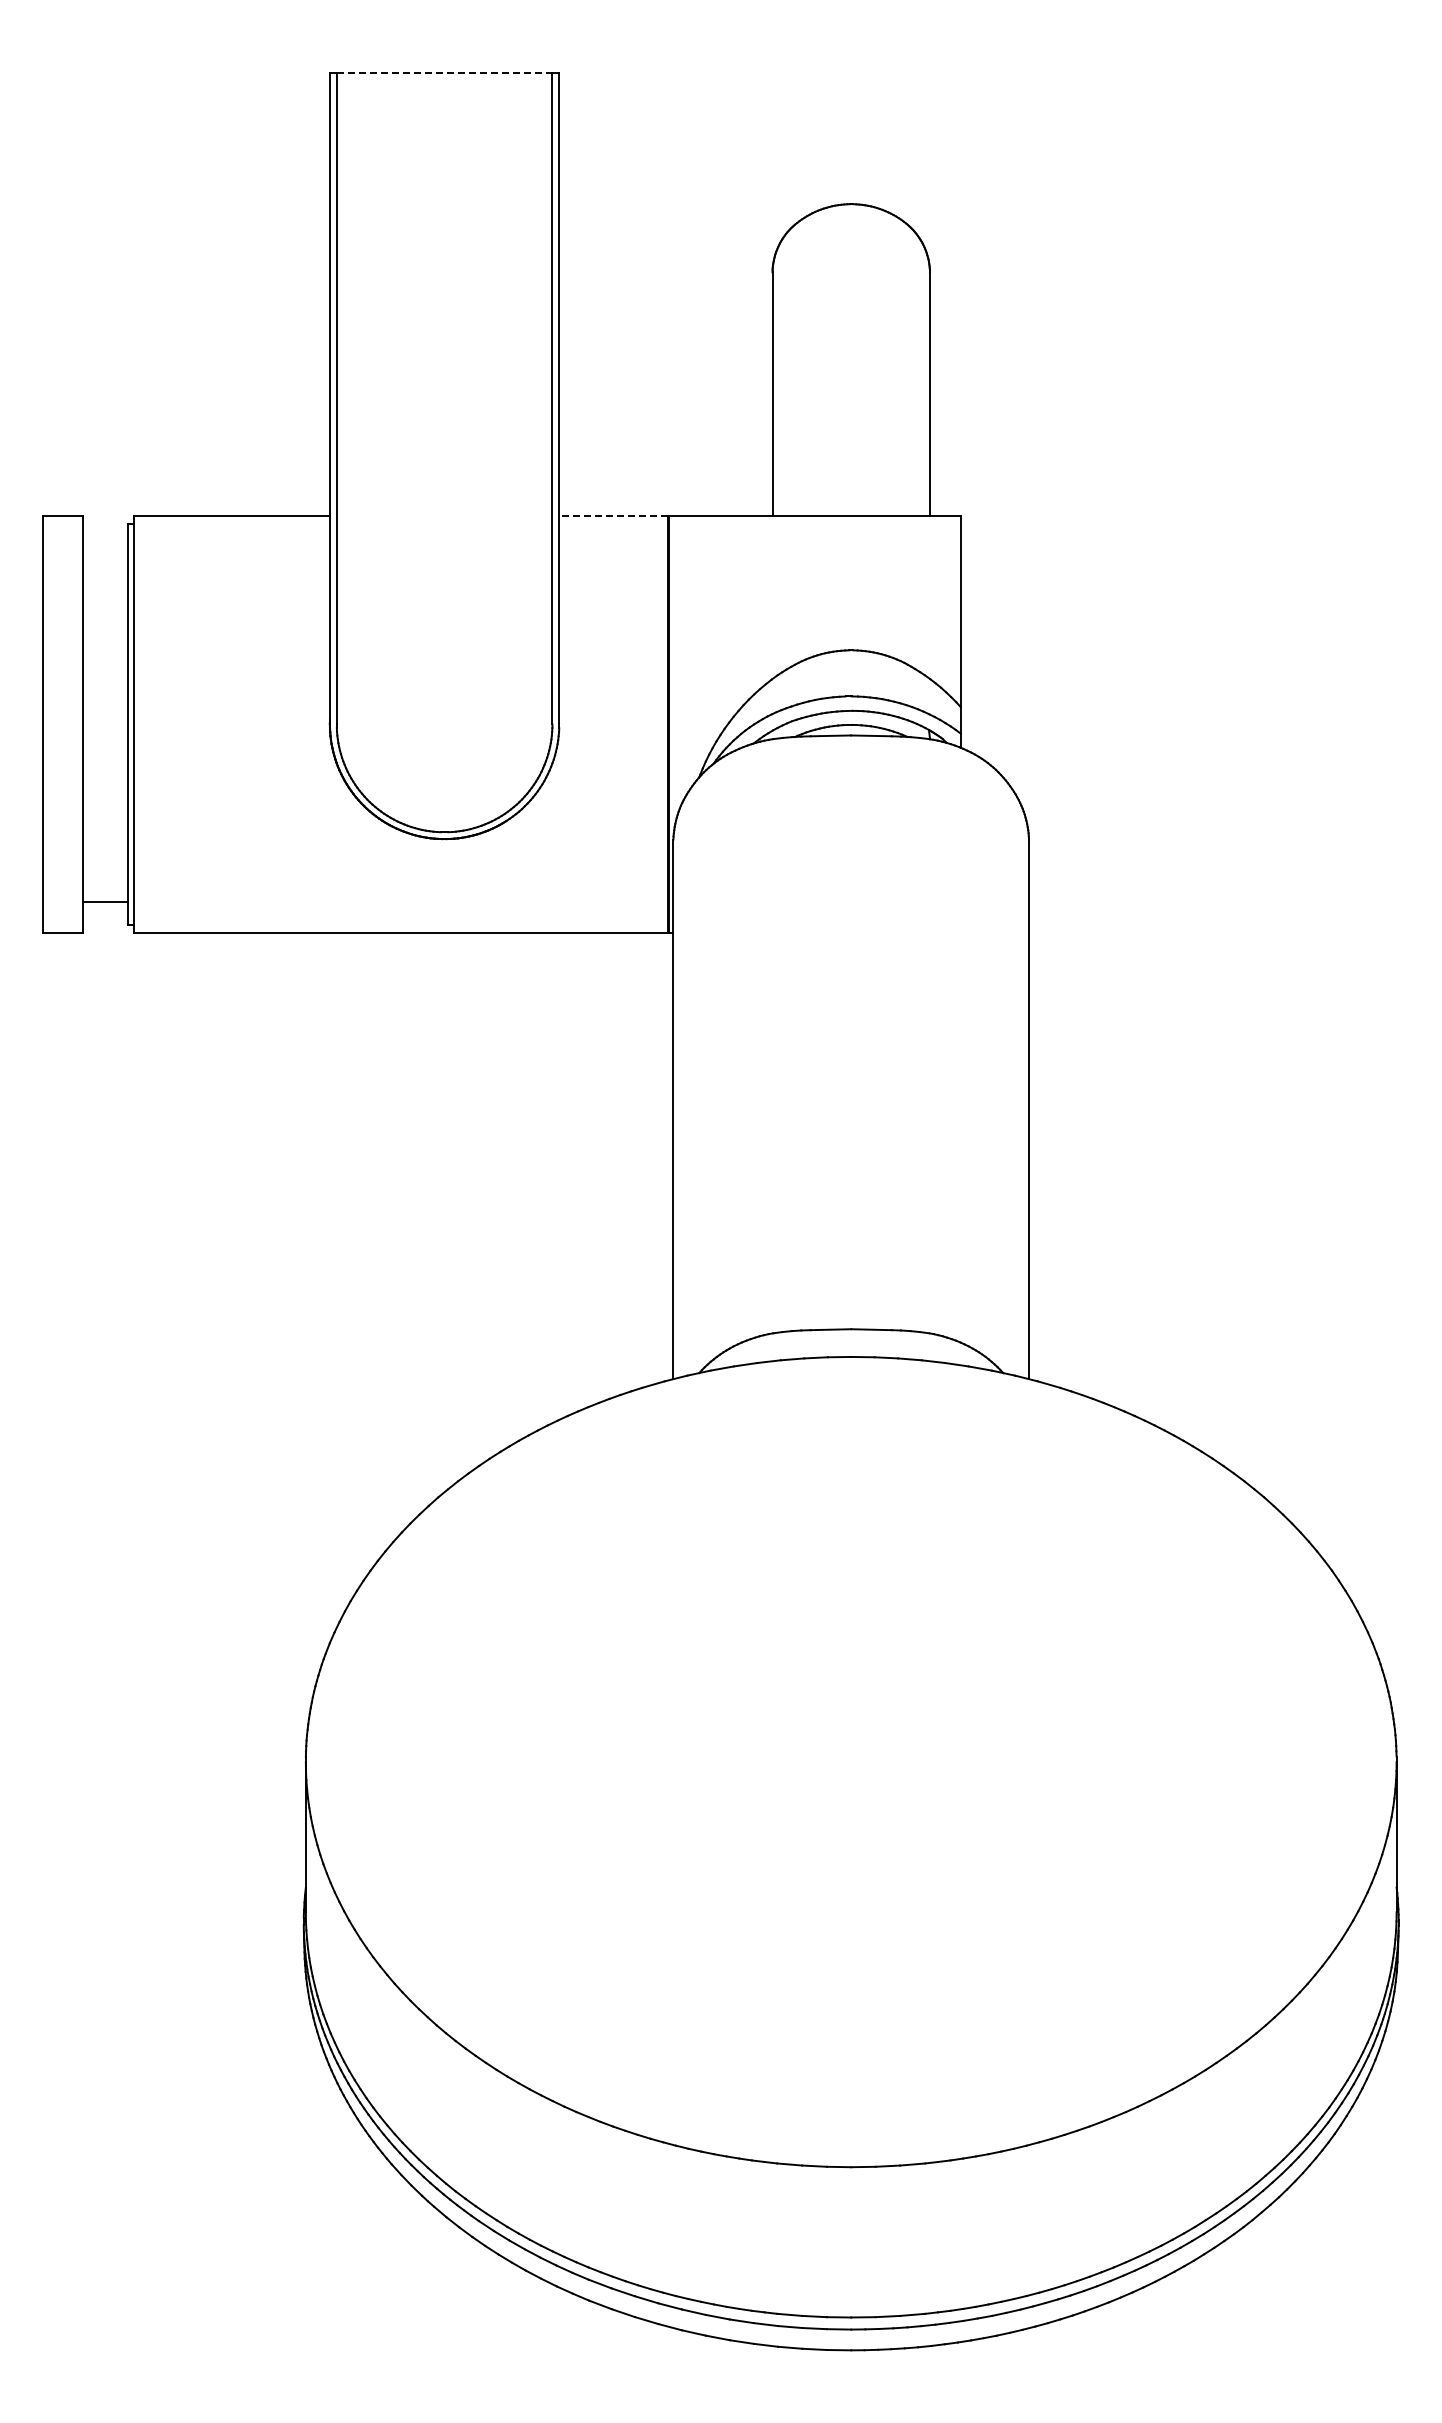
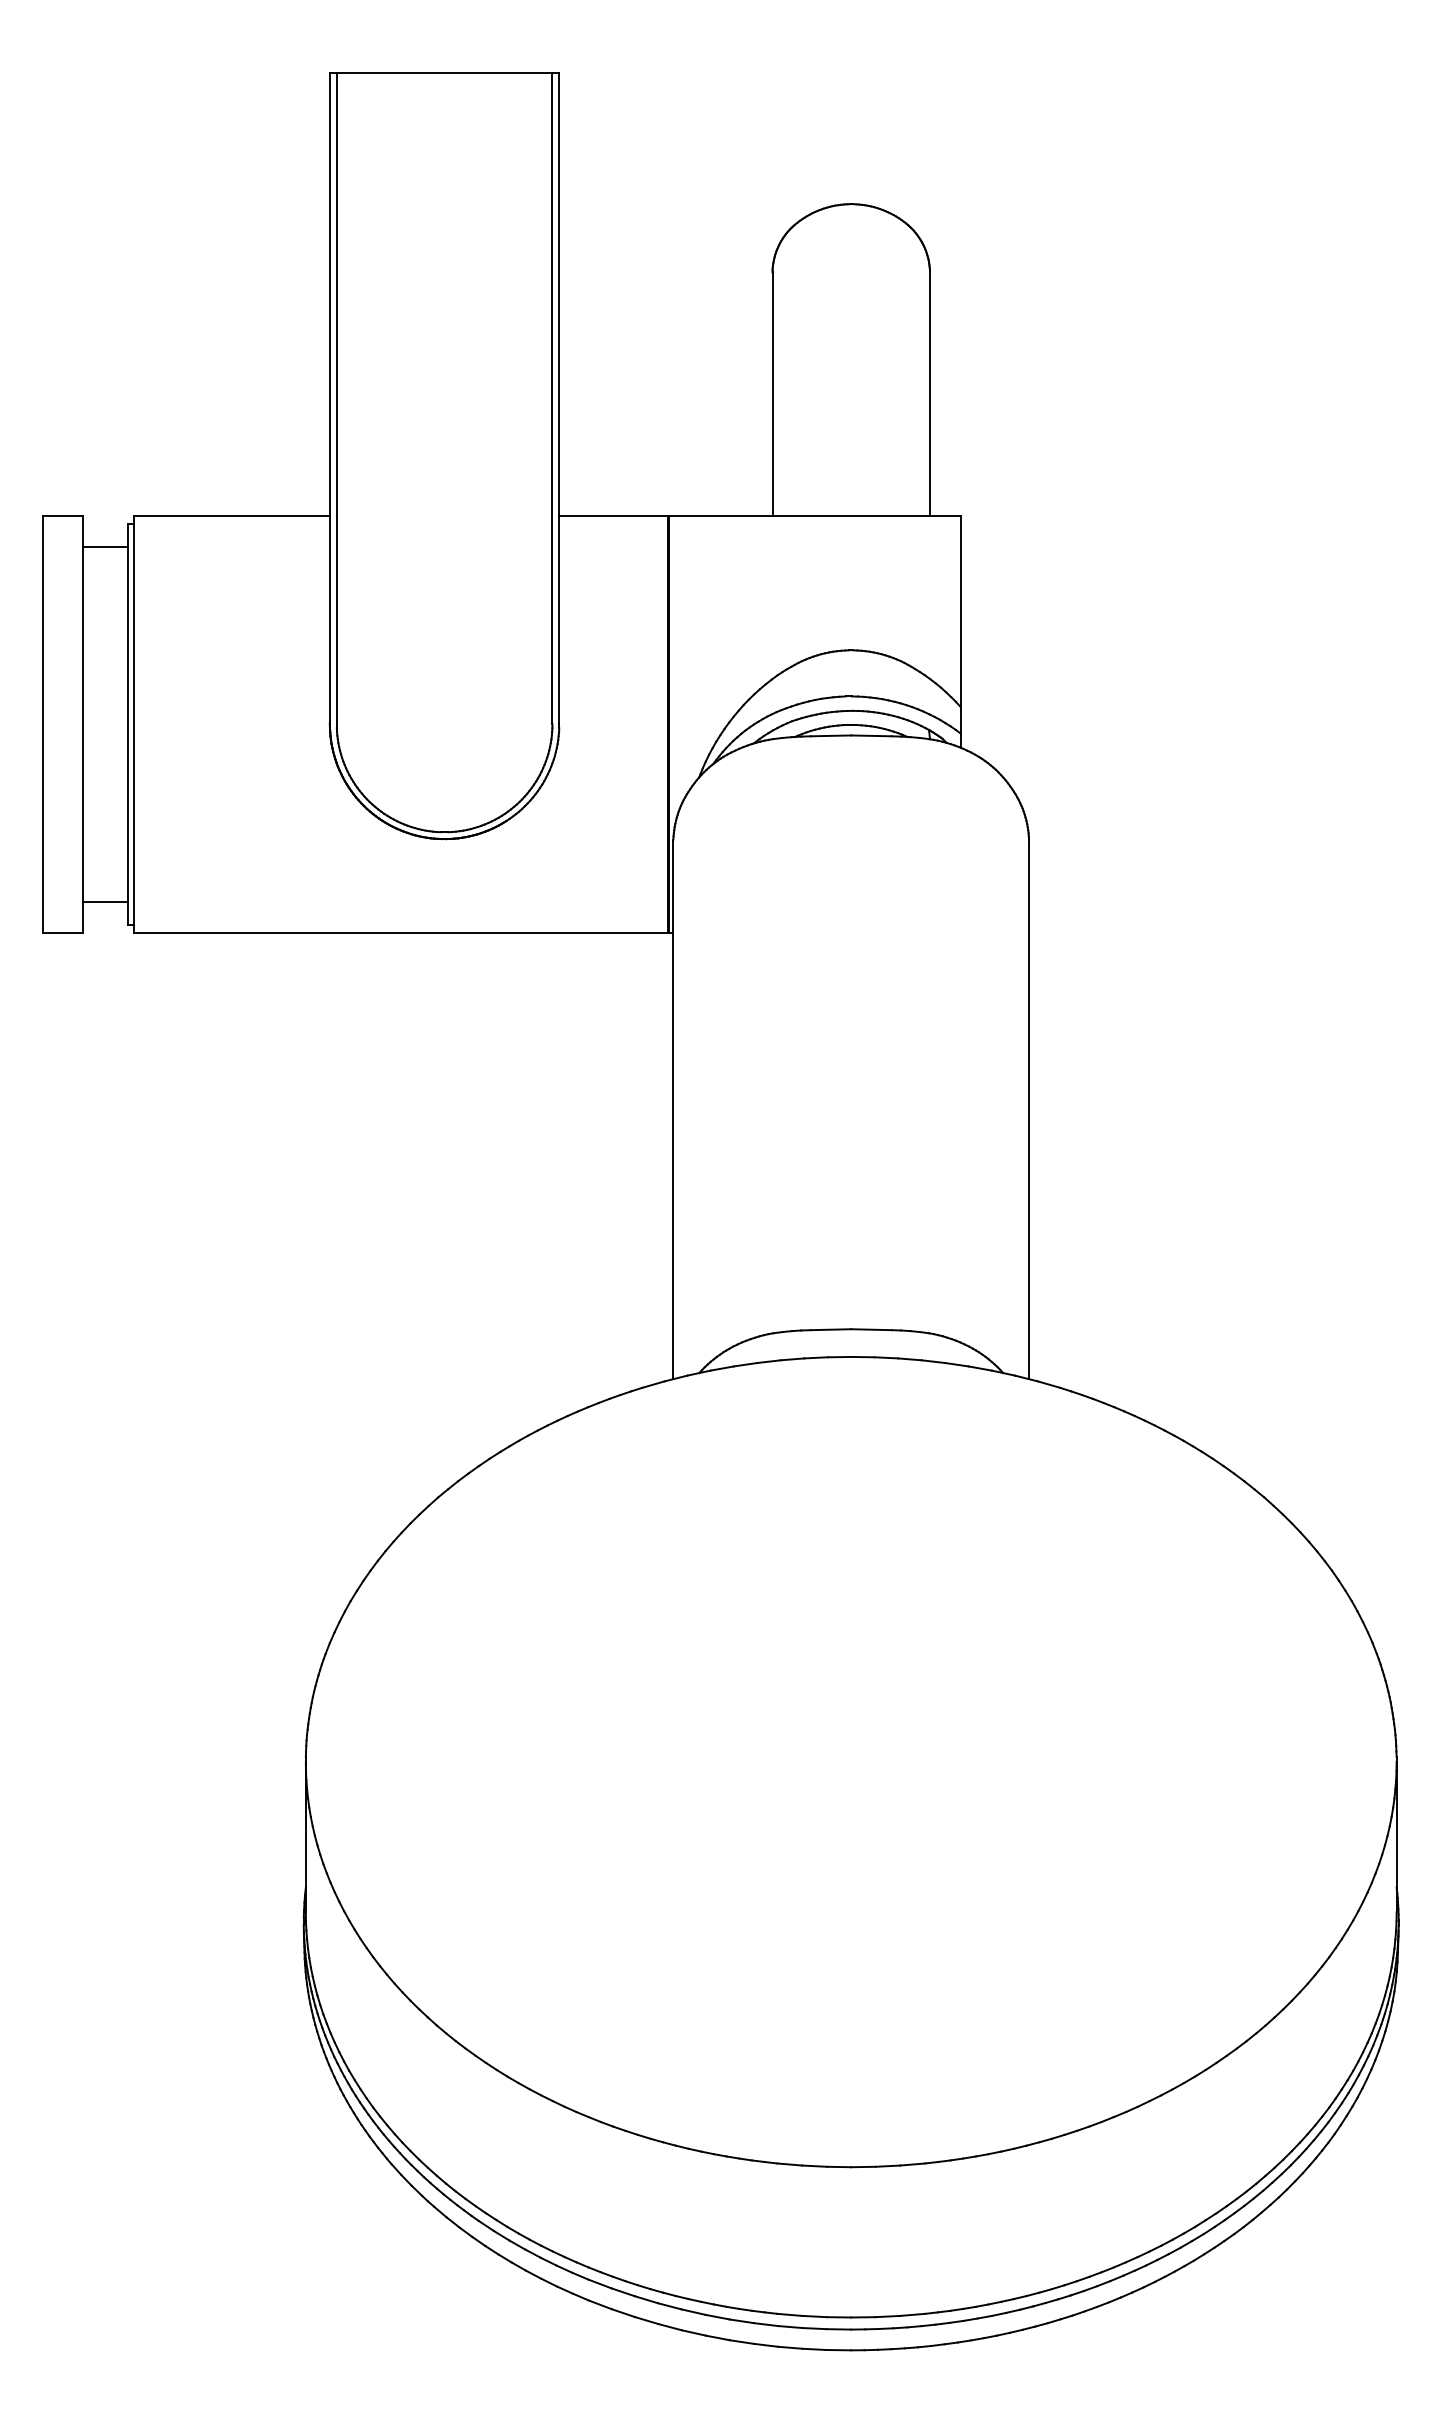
line: dashed -> solid (444, 72)
line: dashed -> solid (612, 515)
line: none -> present (105, 547)
